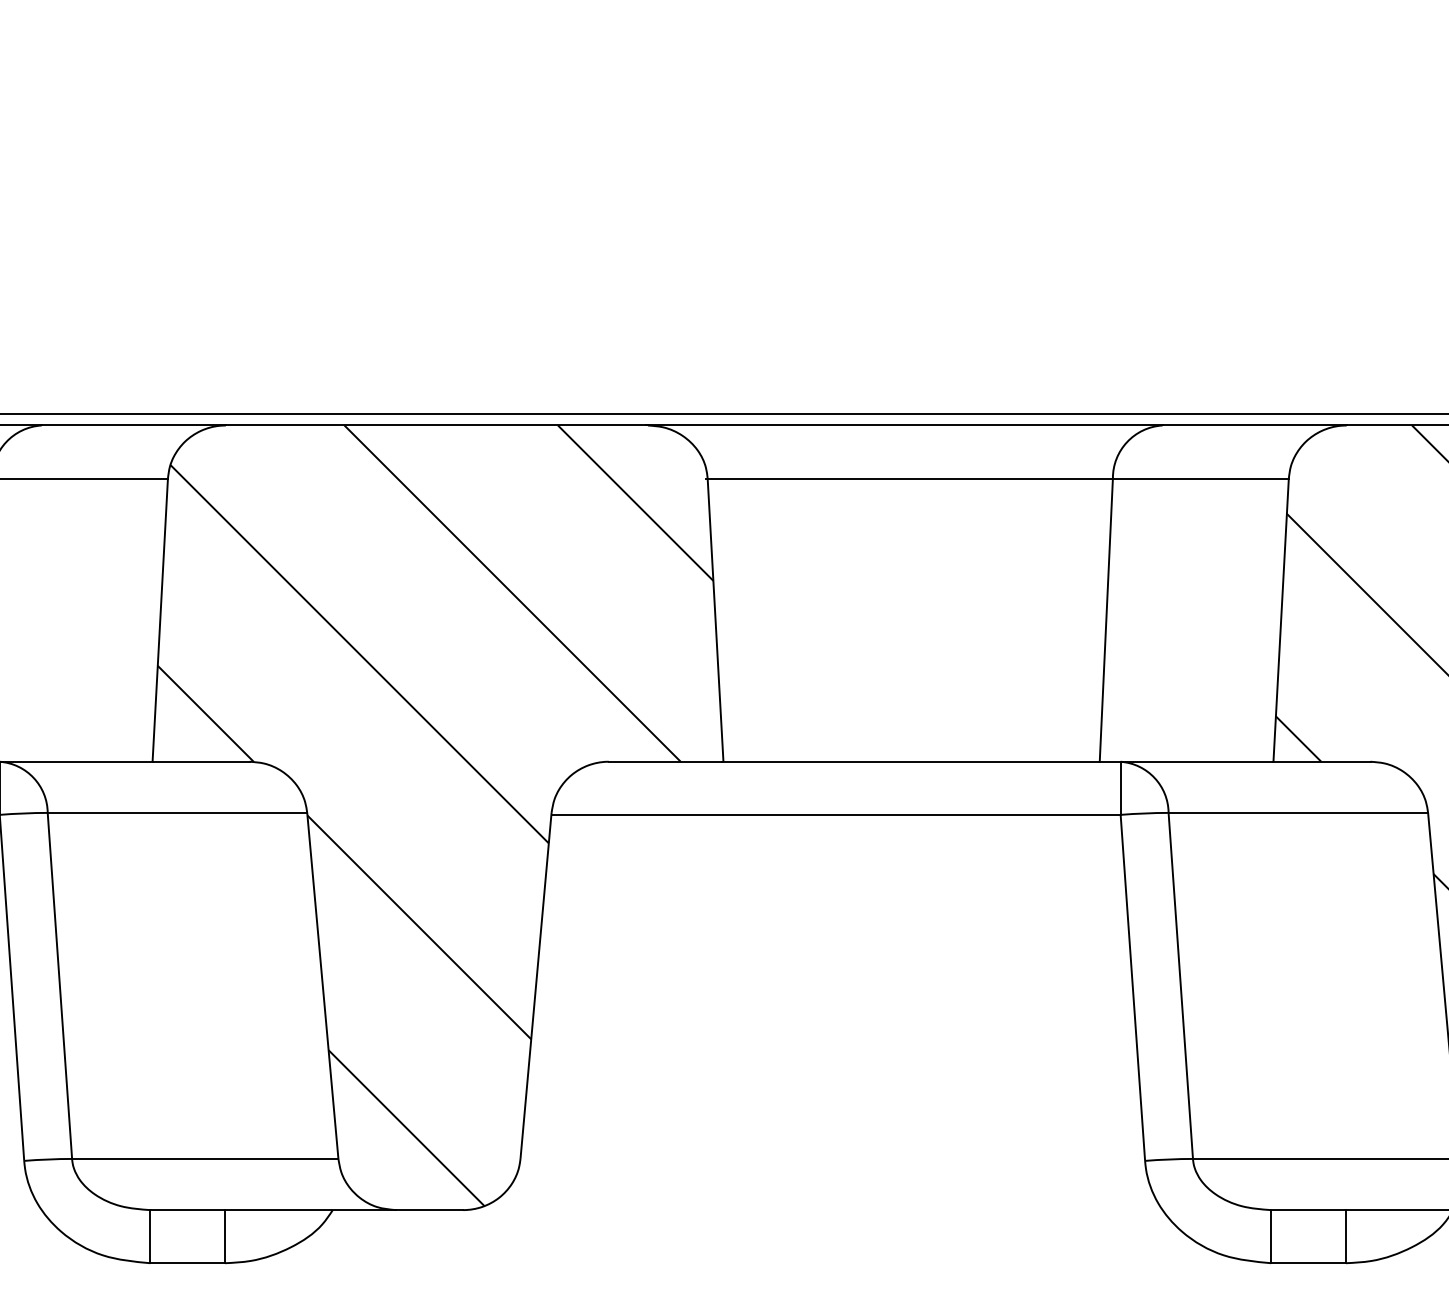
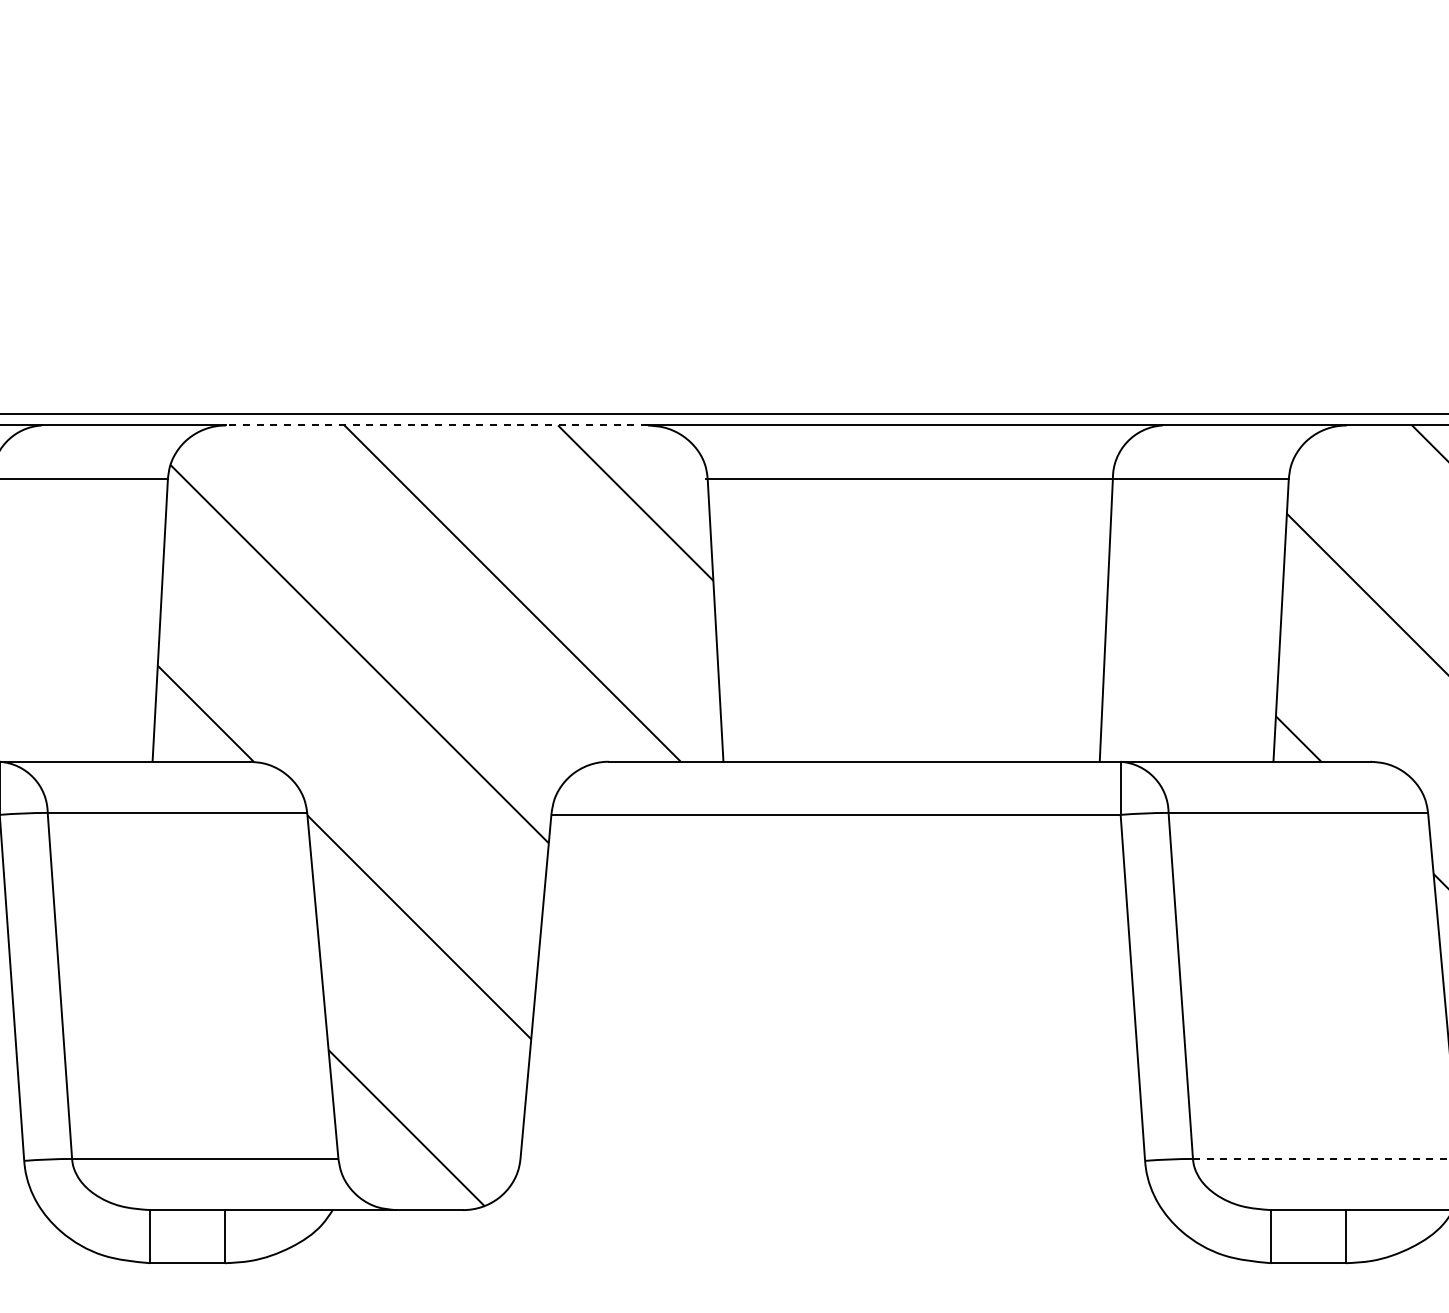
line: solid -> dashed (436, 425)
line: solid -> dashed (1320, 1158)
